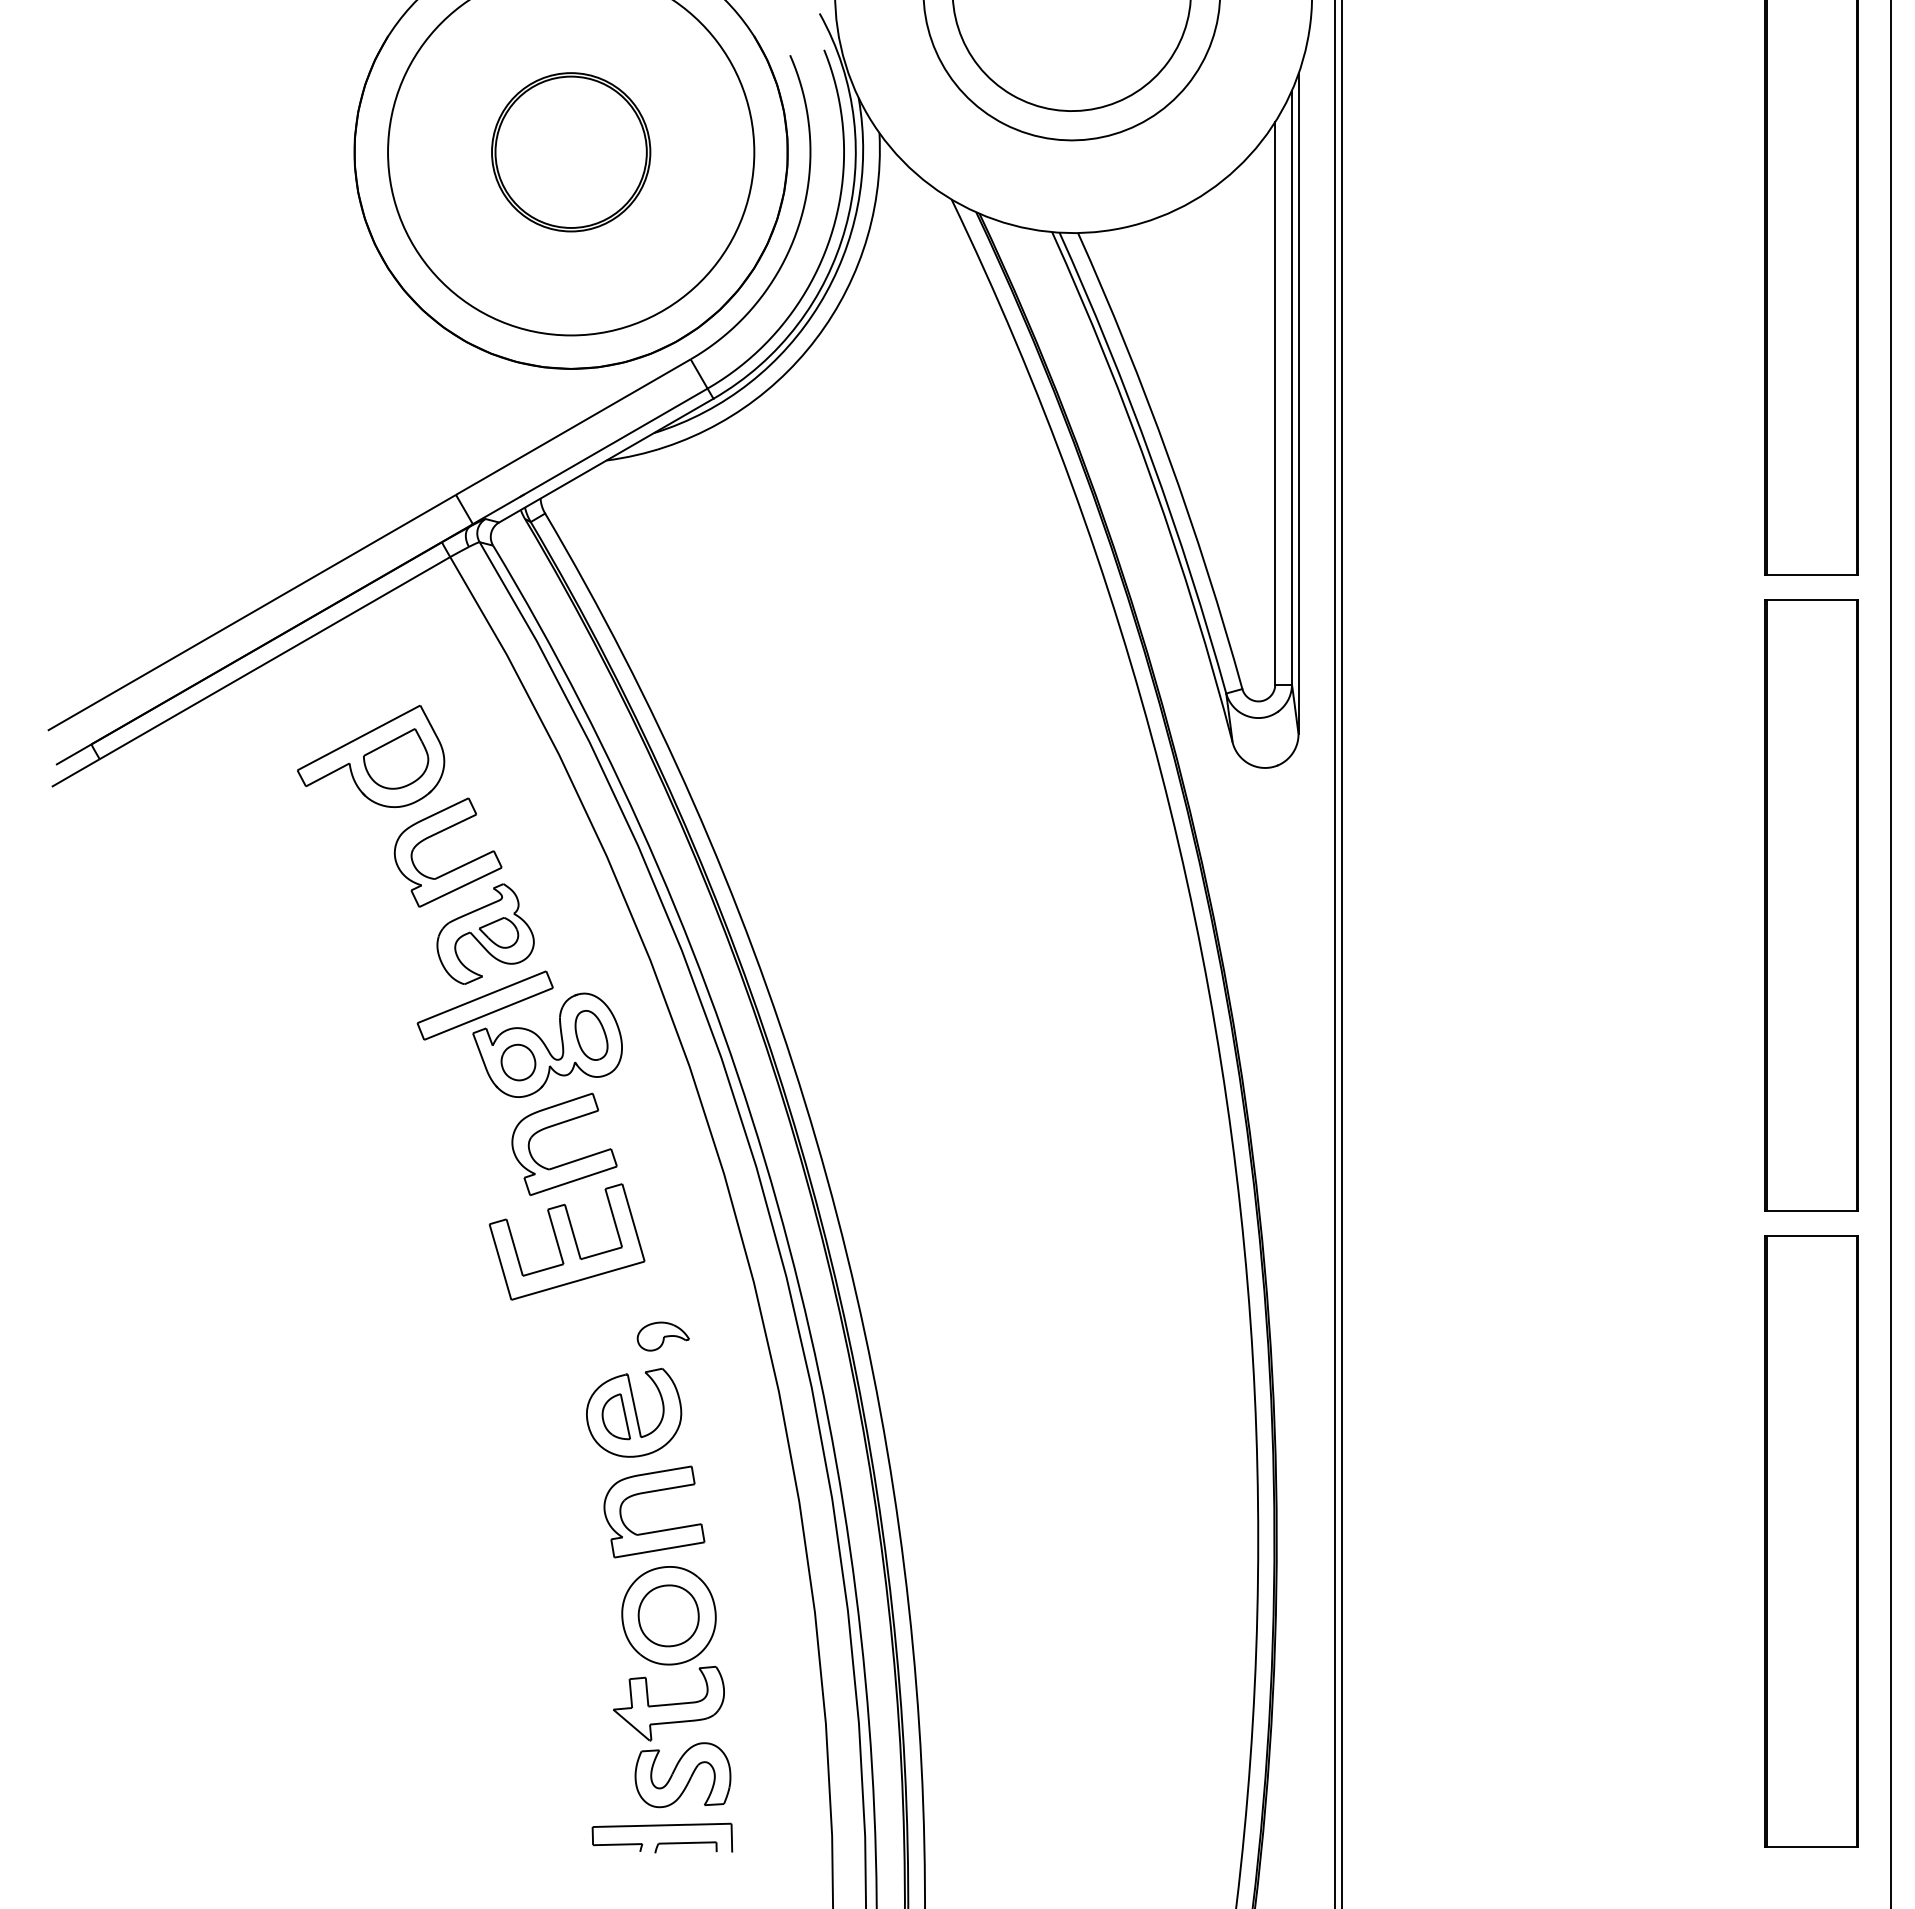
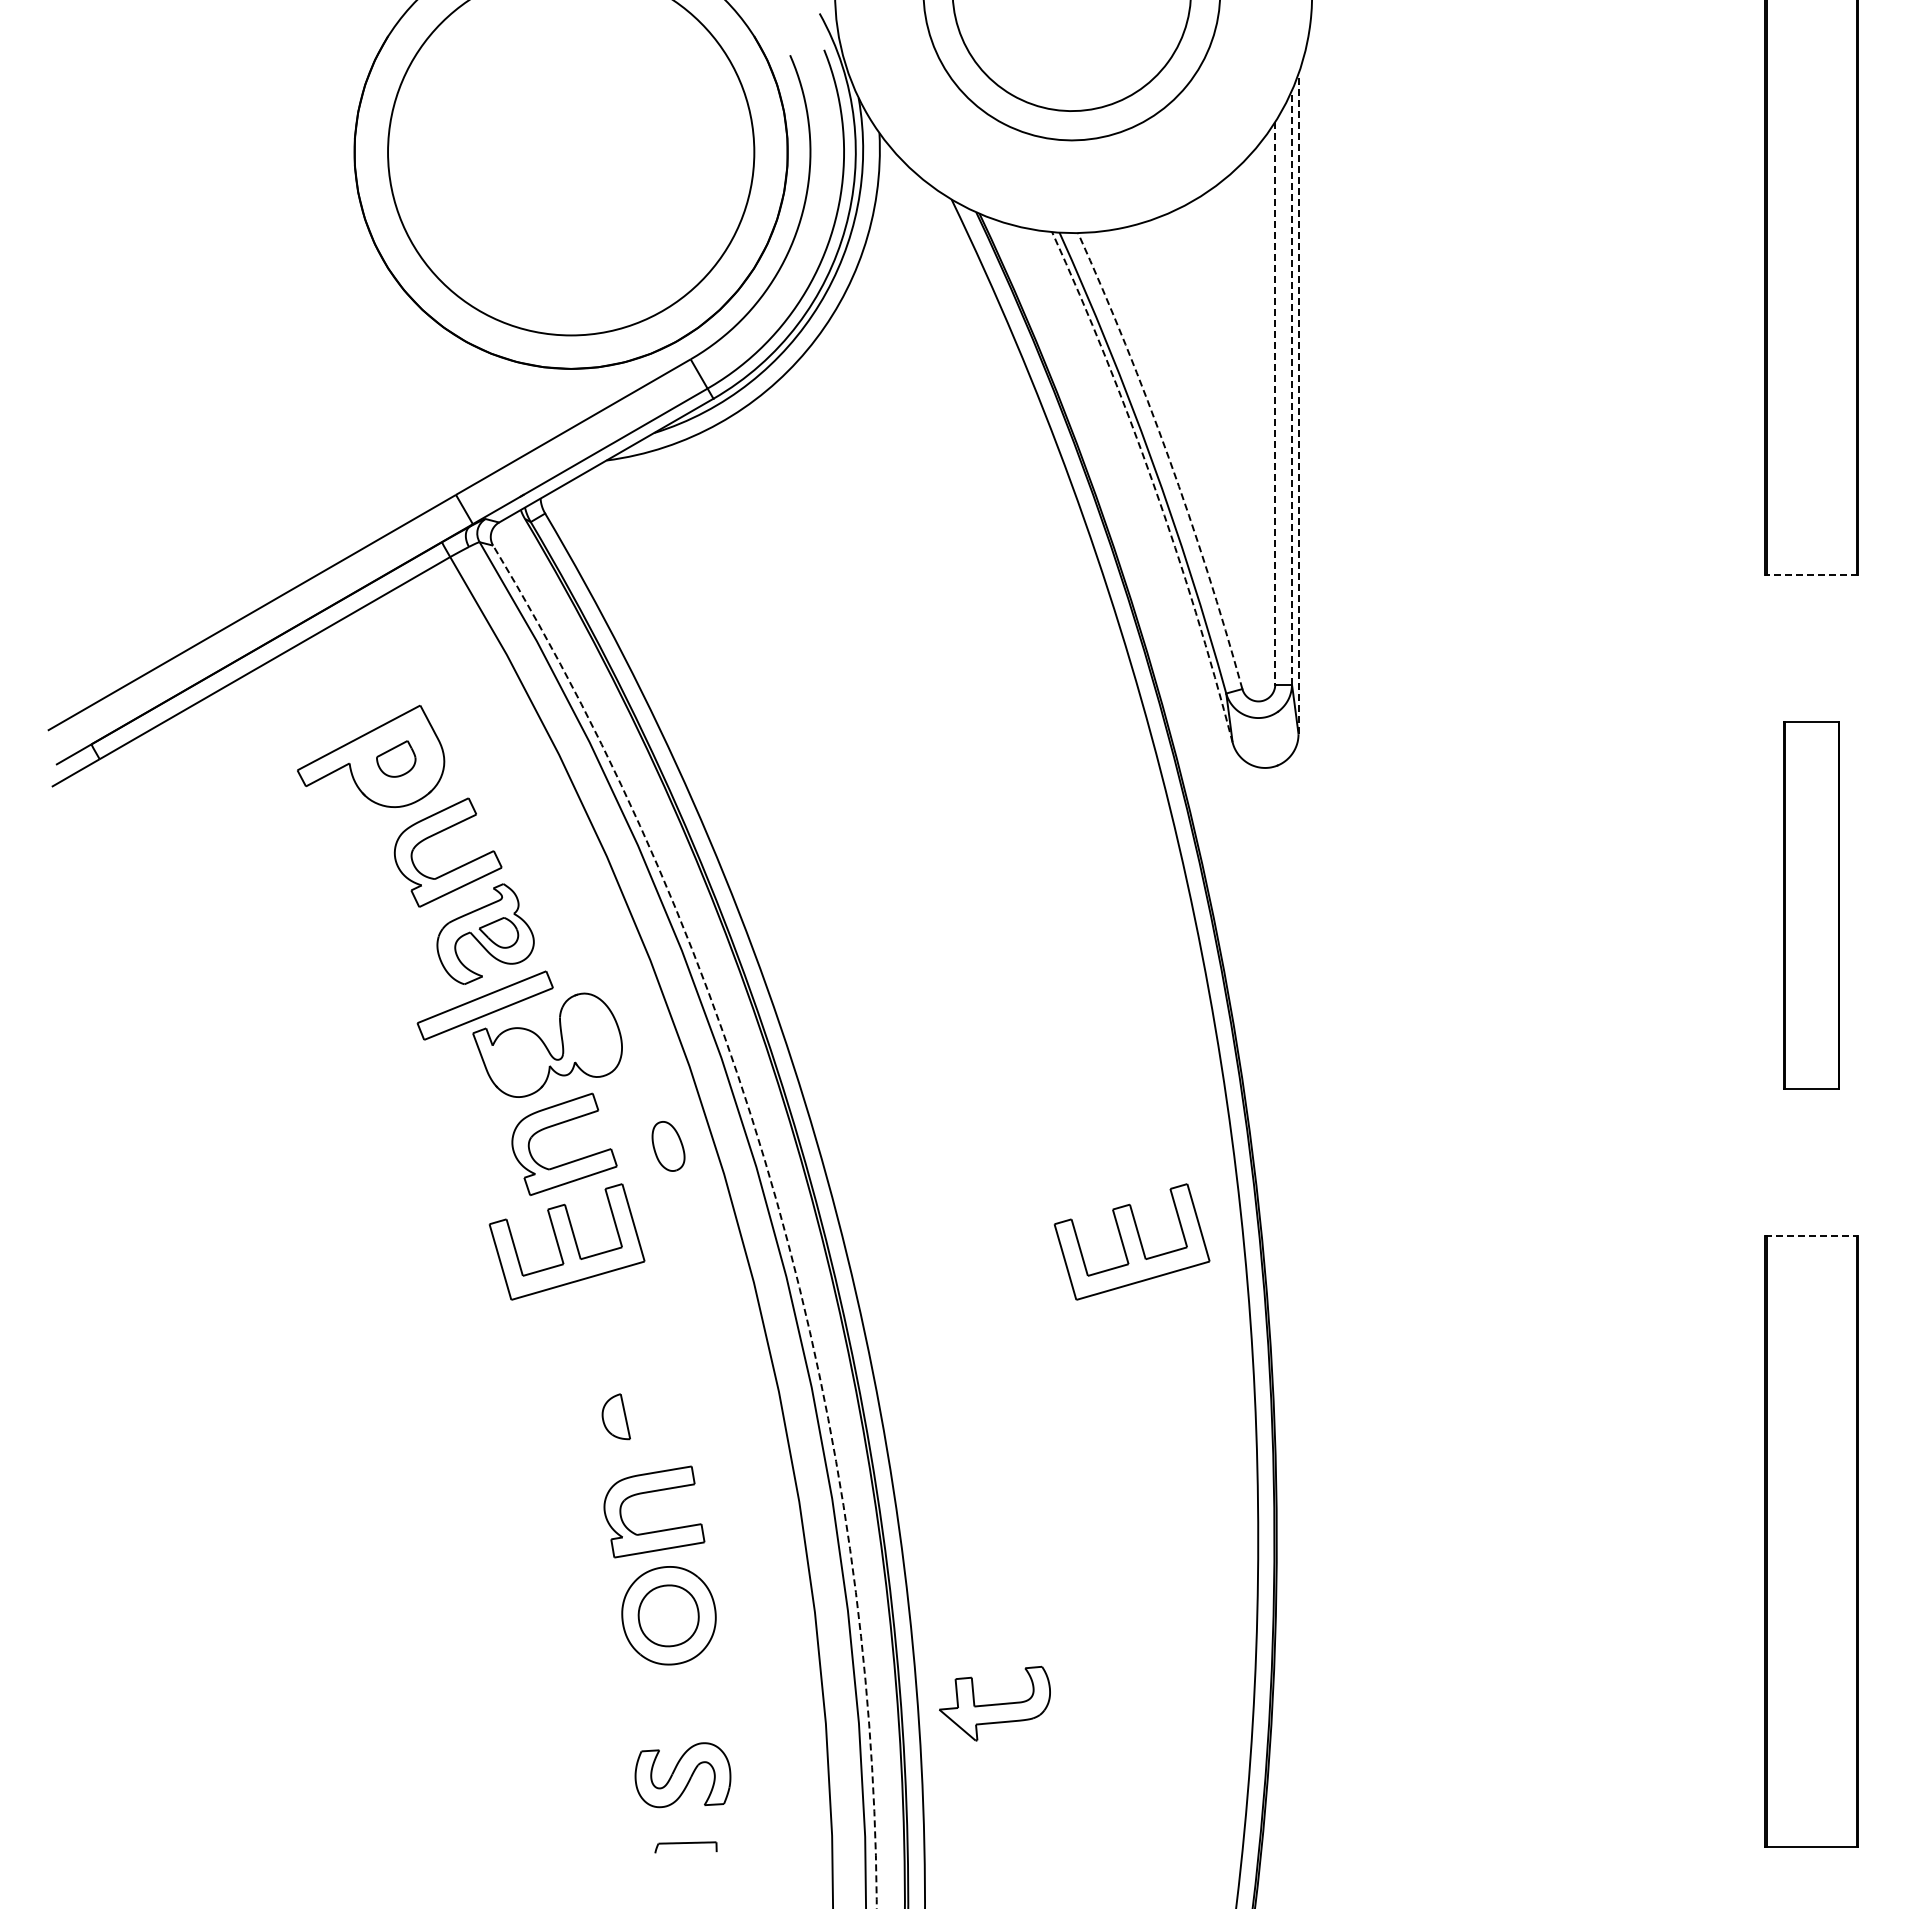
part: present -> none (571, 152)
line: solid -> dashed (1291, 387)
line: solid -> dashed (1275, 403)
line: solid -> dashed (1298, 403)
arc: solid -> dashed (1168, 457)
arc: solid -> dashed (1153, 483)
line: solid -> dashed (1810, 575)
part size: 67x62 px -> 41x38 px (396, 758)
part size: 95x613 px -> 57x369 px (1811, 905)
line: present -> none (1334, 953)
line: present -> none (1341, 953)
line: present -> none (1891, 953)
part position: (591, 1035) -> (668, 1146) (668, 1146)
part: present -> none (518, 1062)
arc: solid -> dashed (777, 1203)
line: solid -> dashed (1811, 1236)
part: none -> present (1131, 1241)
part: present -> none (662, 1336)
part: present -> none (634, 1412)
part position: (668, 1703) -> (994, 1703) (994, 1703)
part: present -> none (662, 1826)
